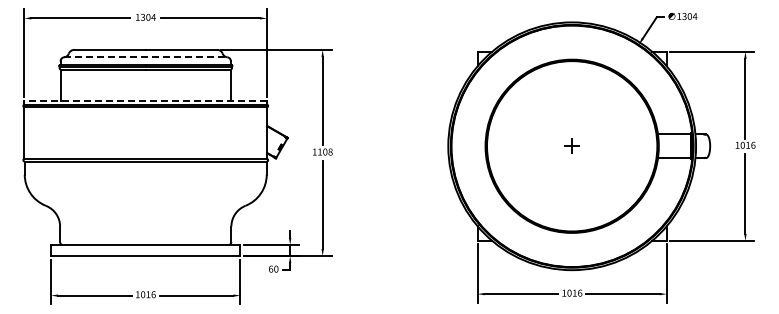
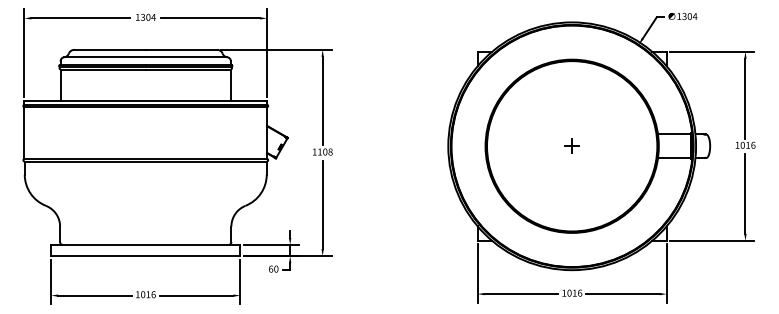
line: dashed -> solid (145, 57)
line: dashed -> solid (145, 100)
